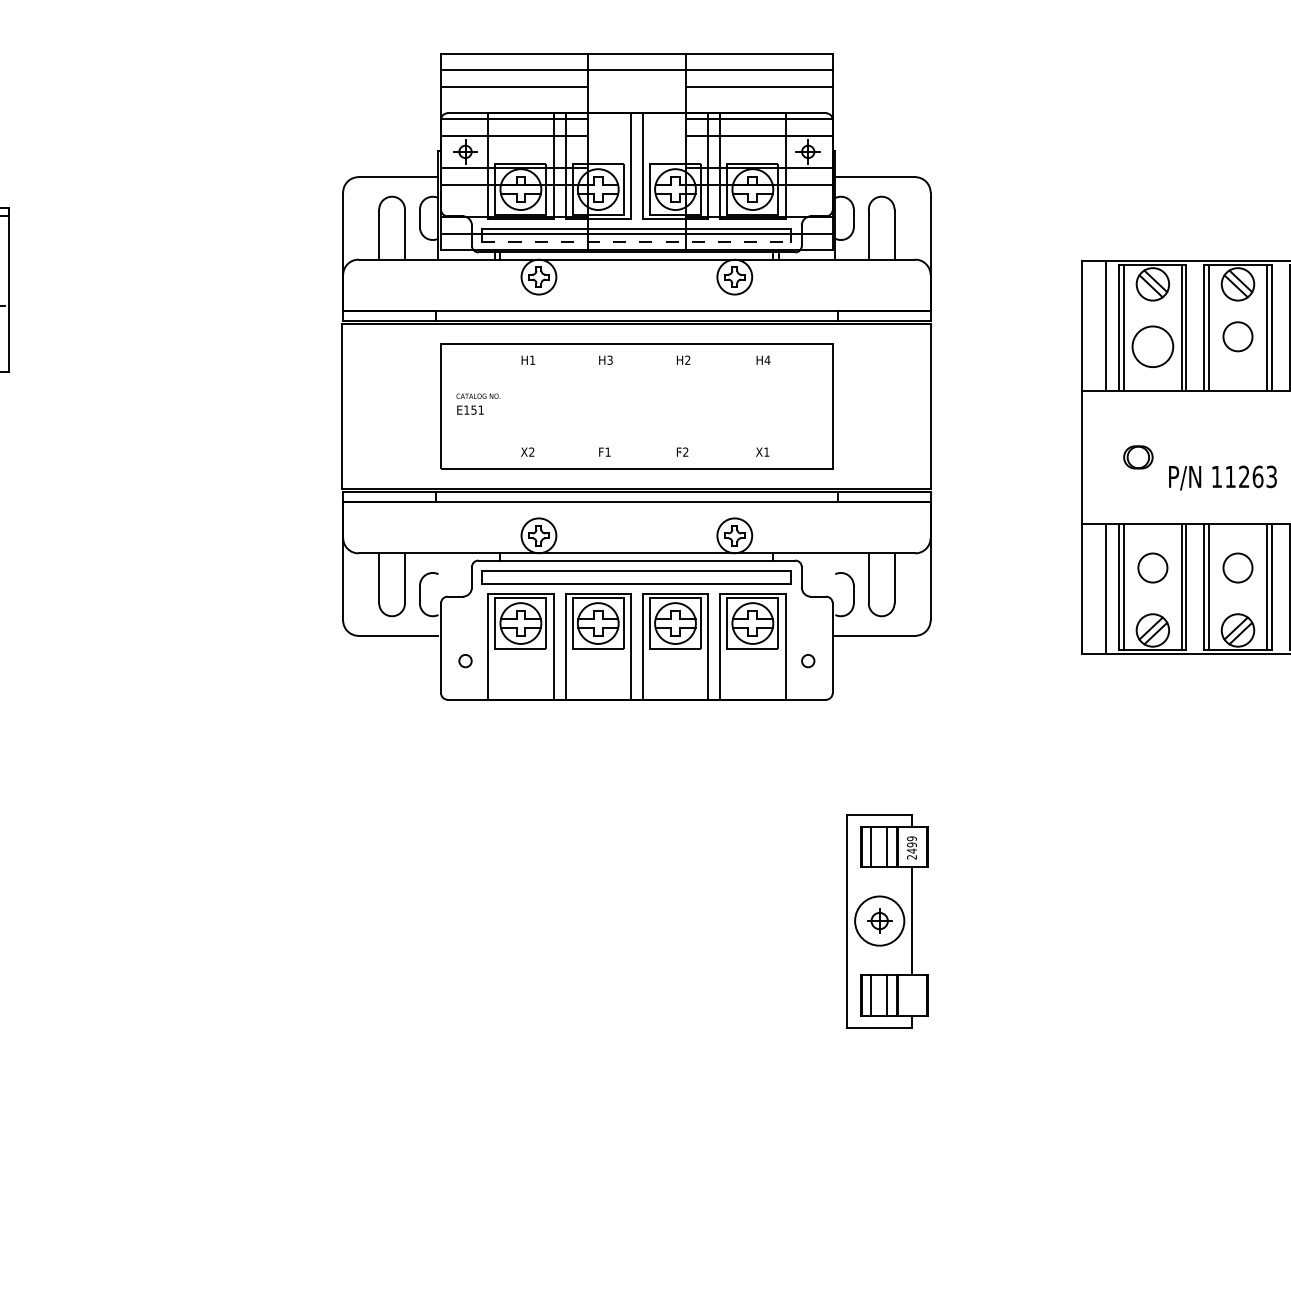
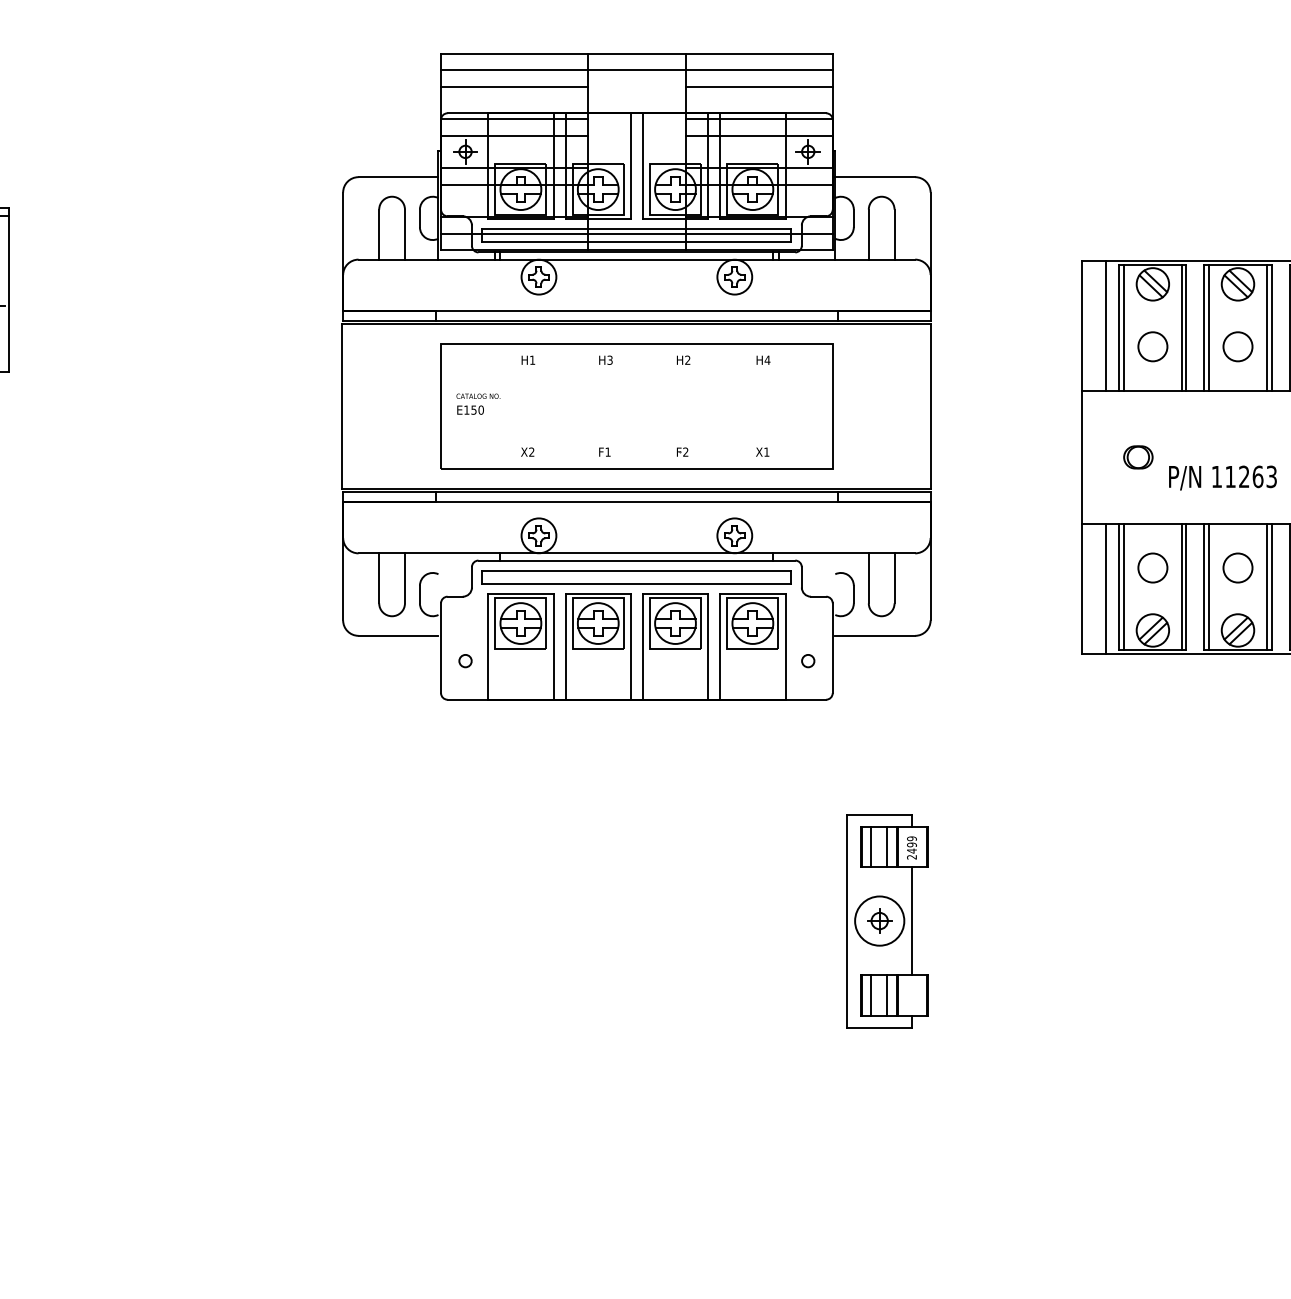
line: dashed -> solid (636, 242)
circle position: (1237, 336) -> (1237, 346) (1237, 346)
circle diameter: 41 px -> 29 px (1152, 346)
text: E151 -> E150 (480, 409)
